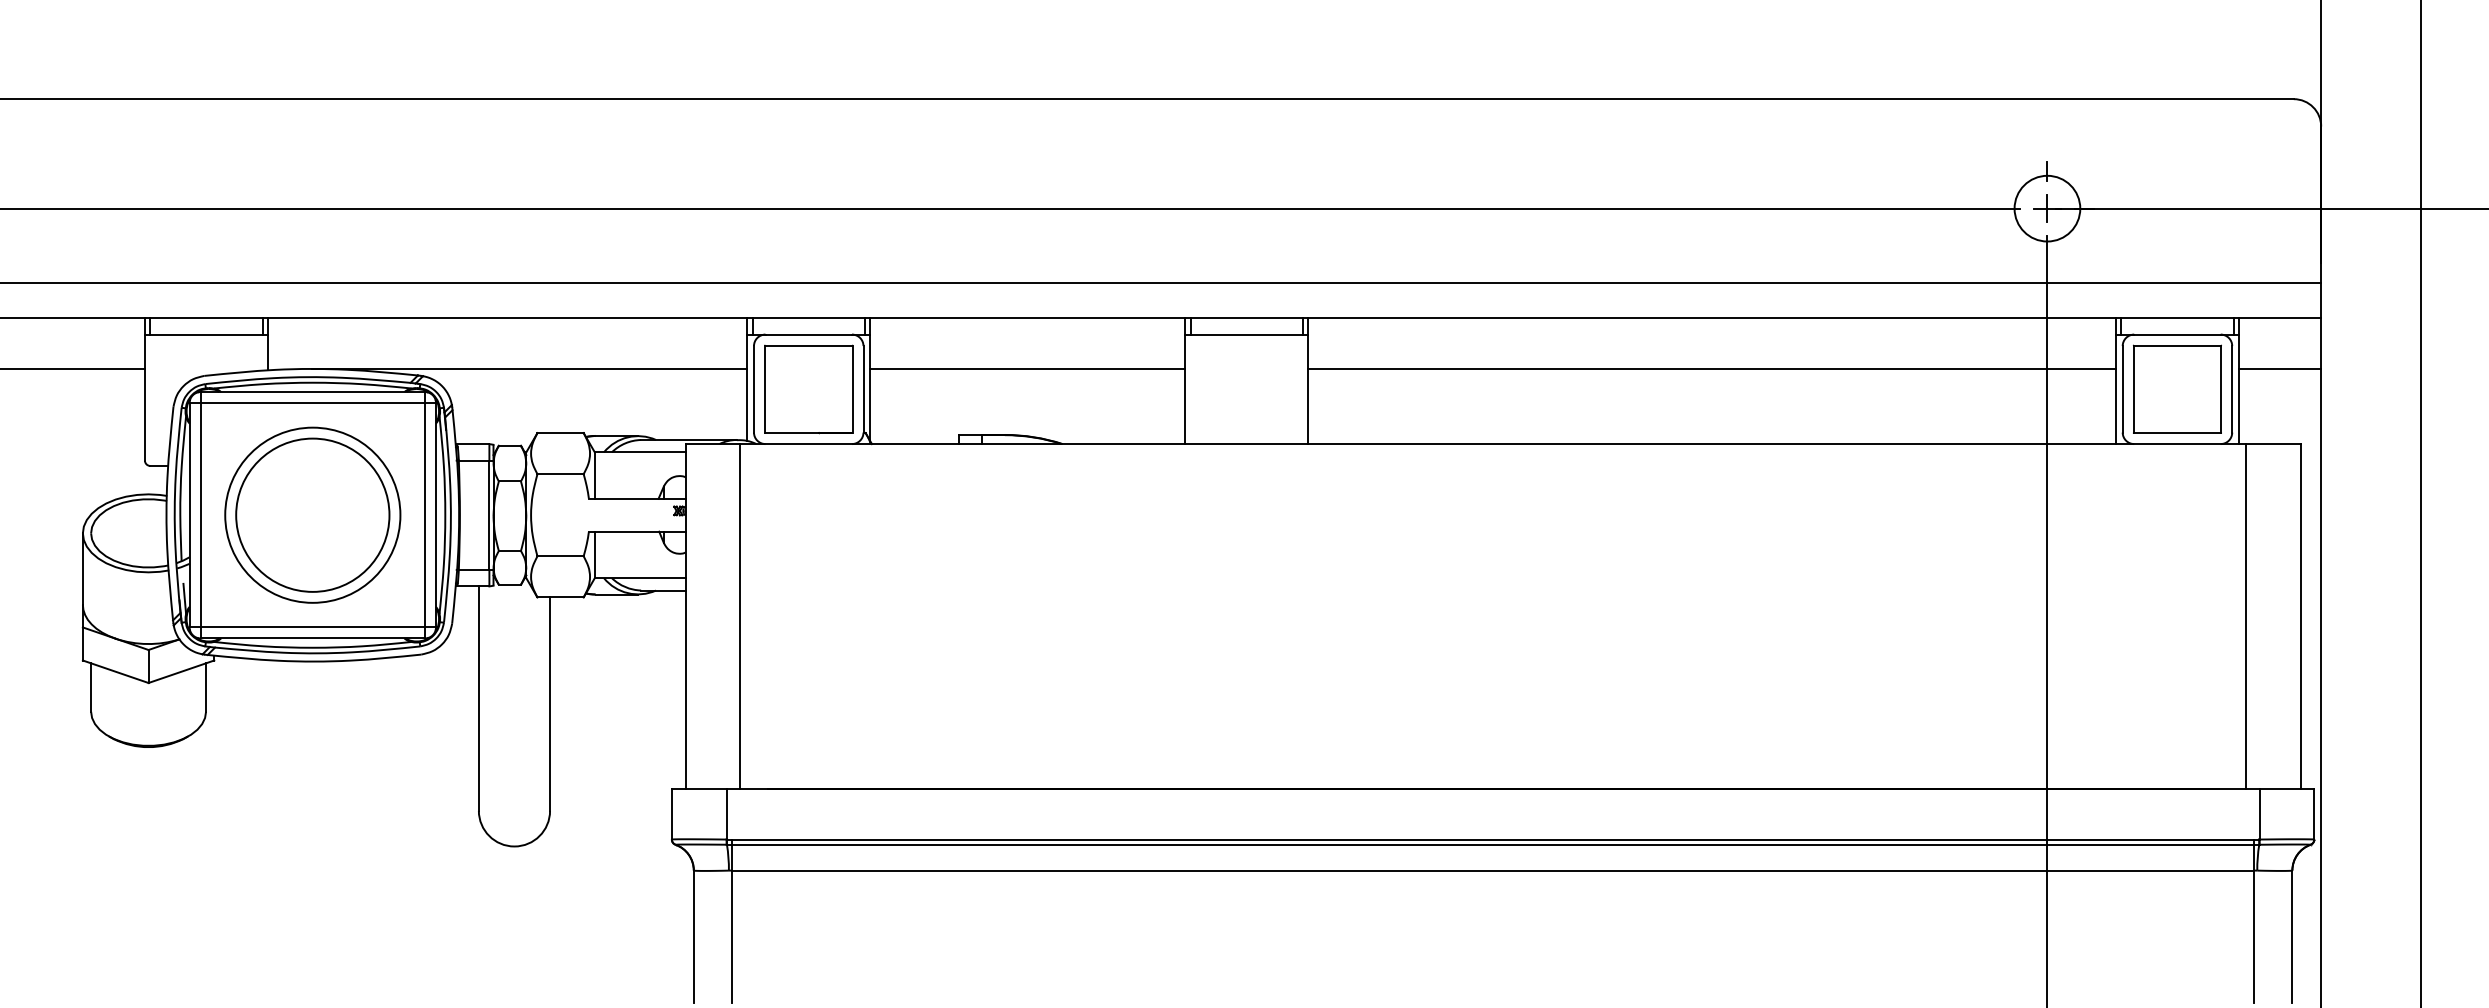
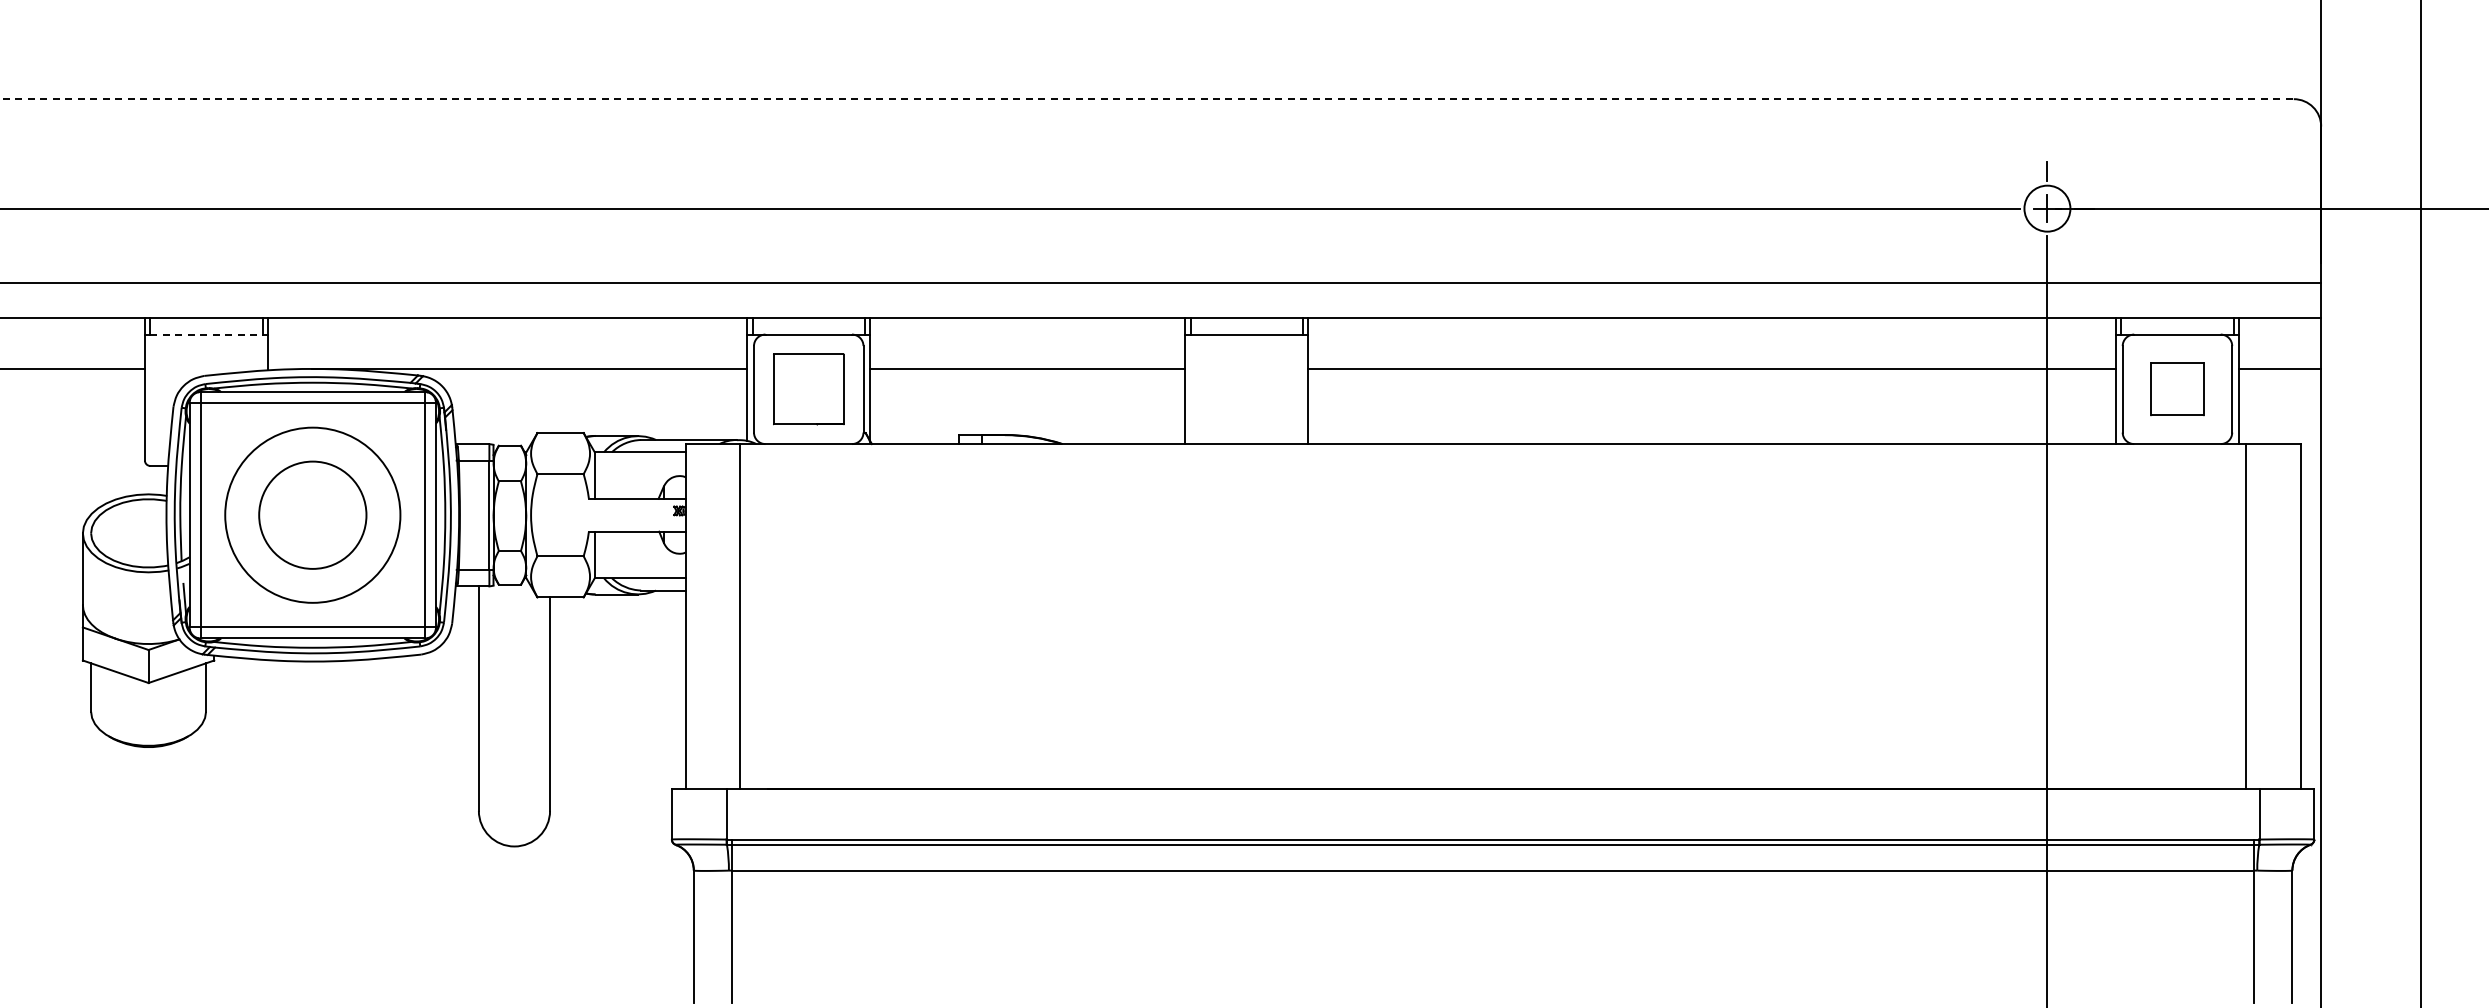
line: solid -> dashed (1146, 99)
circle diameter: 66 px -> 46 px (2047, 208)
line: solid -> dashed (207, 334)
part size: 89x90 px -> 55x55 px (2177, 389)
part size: 90x91 px -> 72x73 px (808, 389)
circle diameter: 153 px -> 107 px (312, 514)
